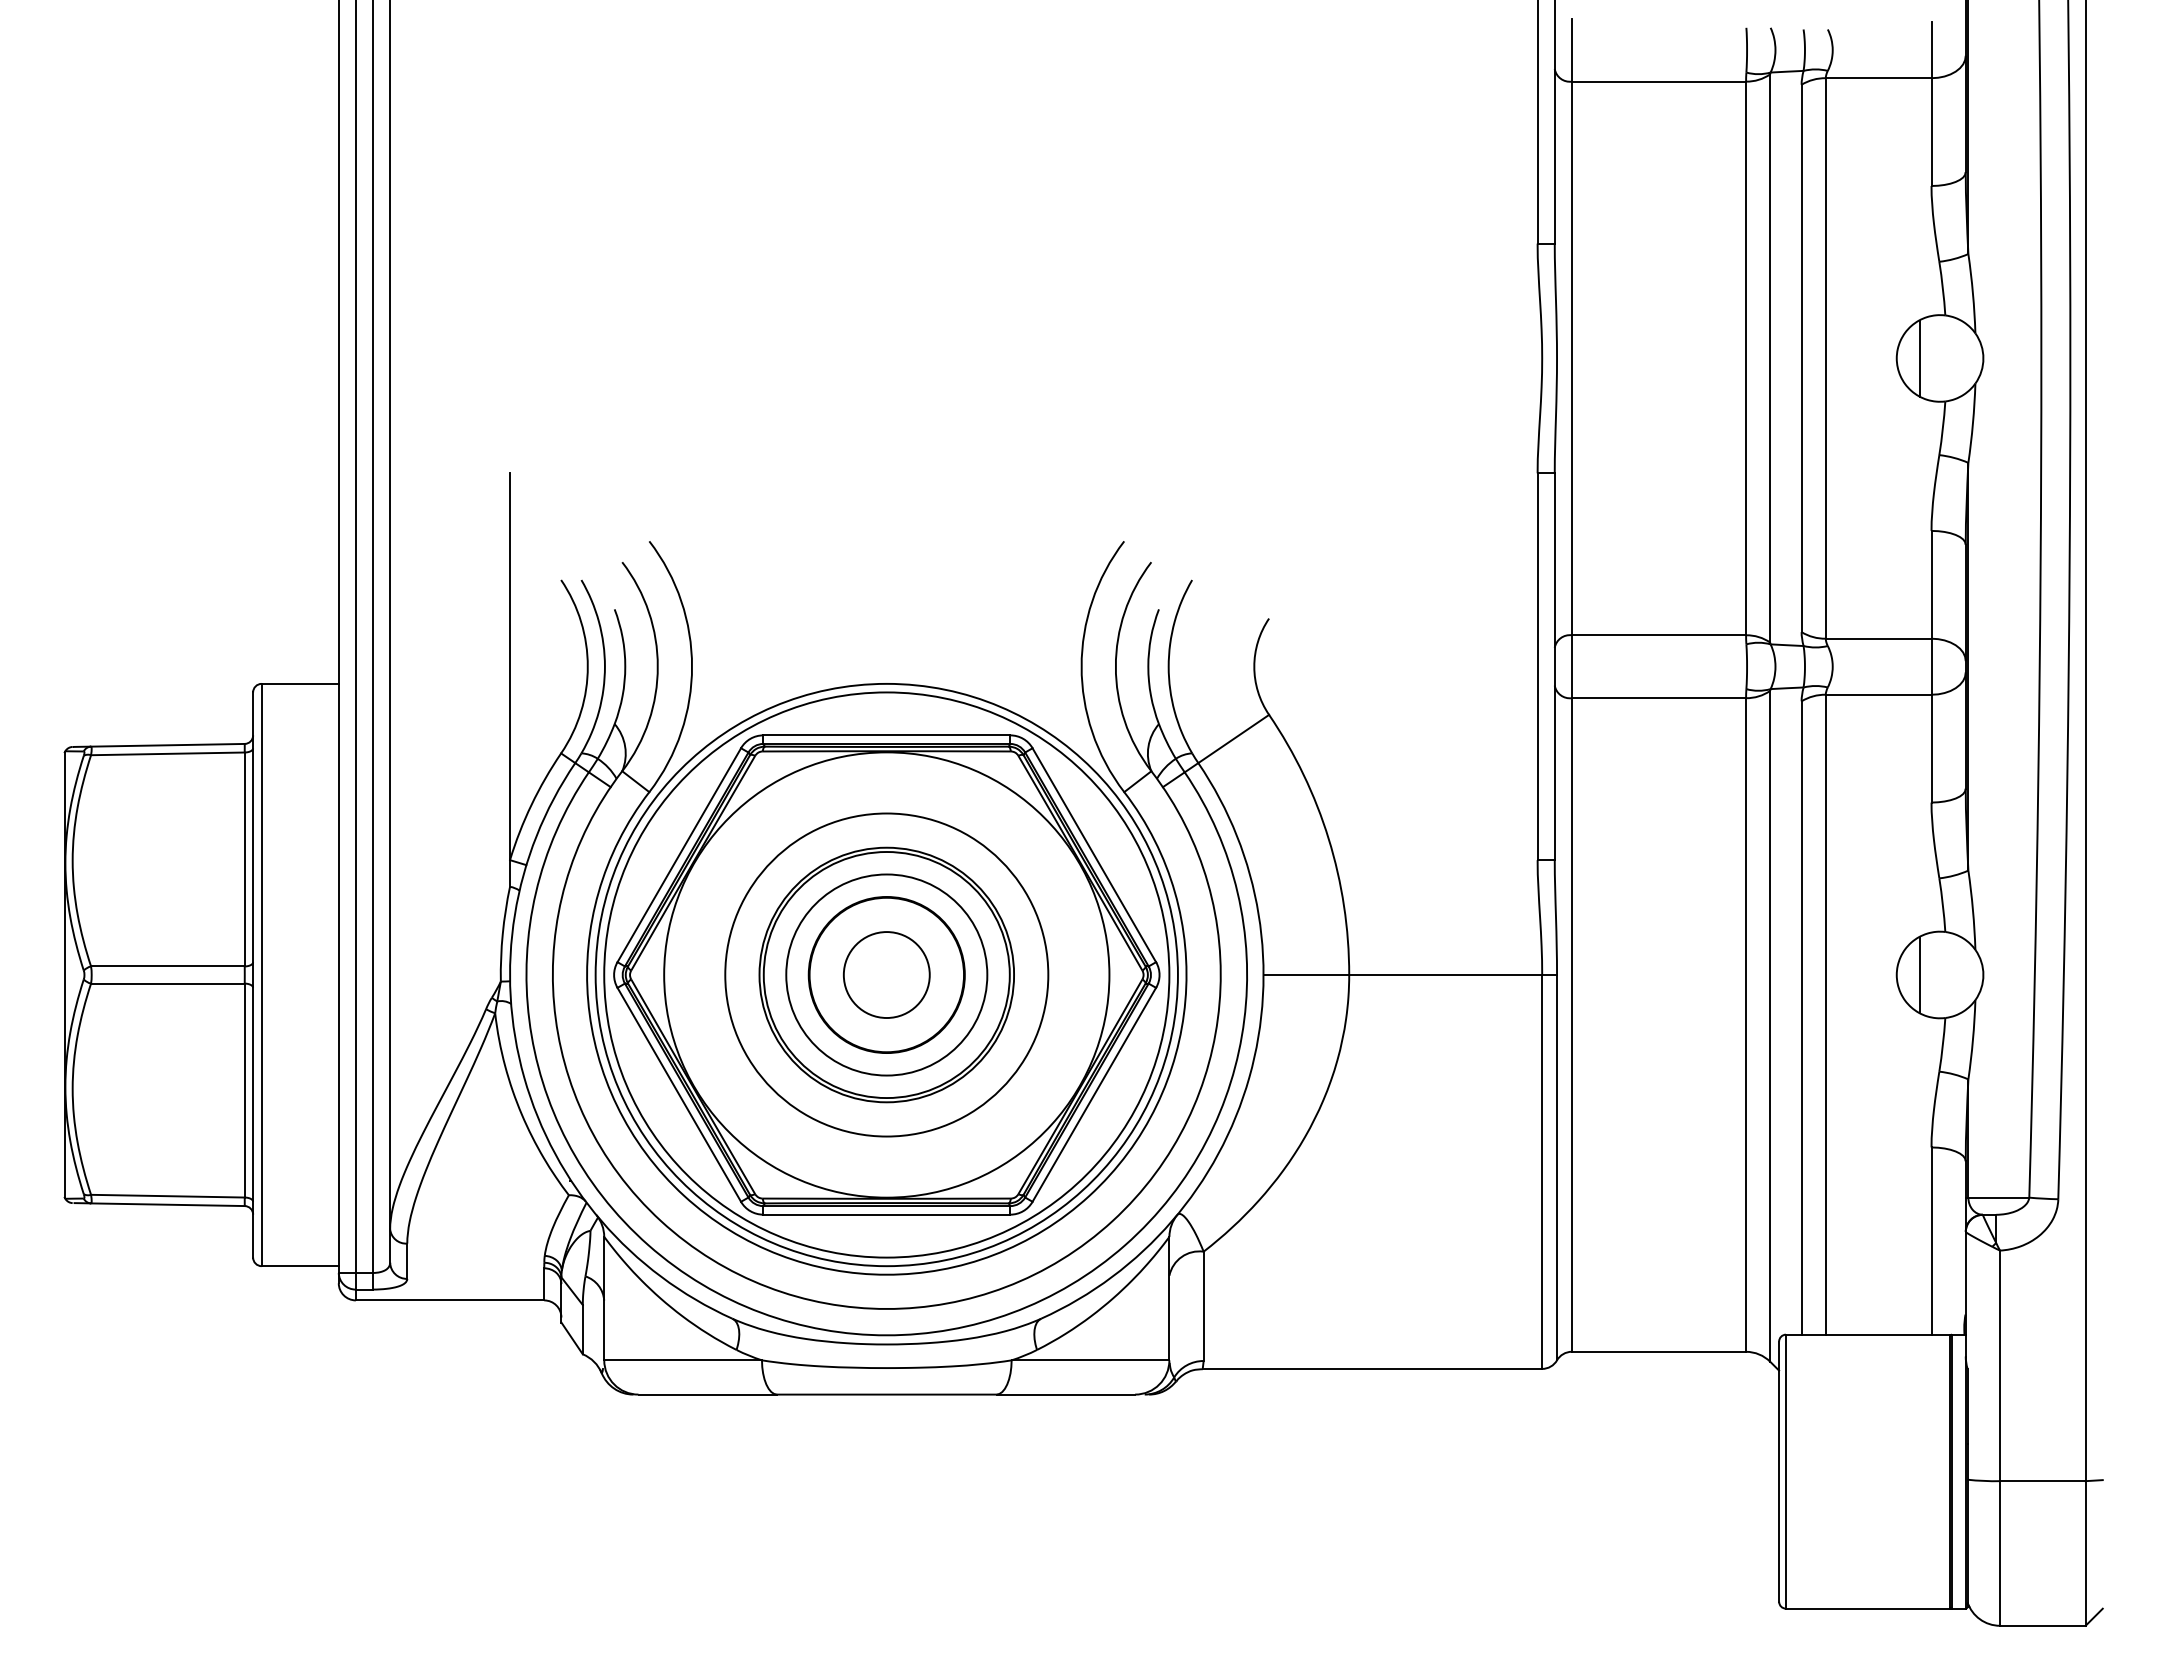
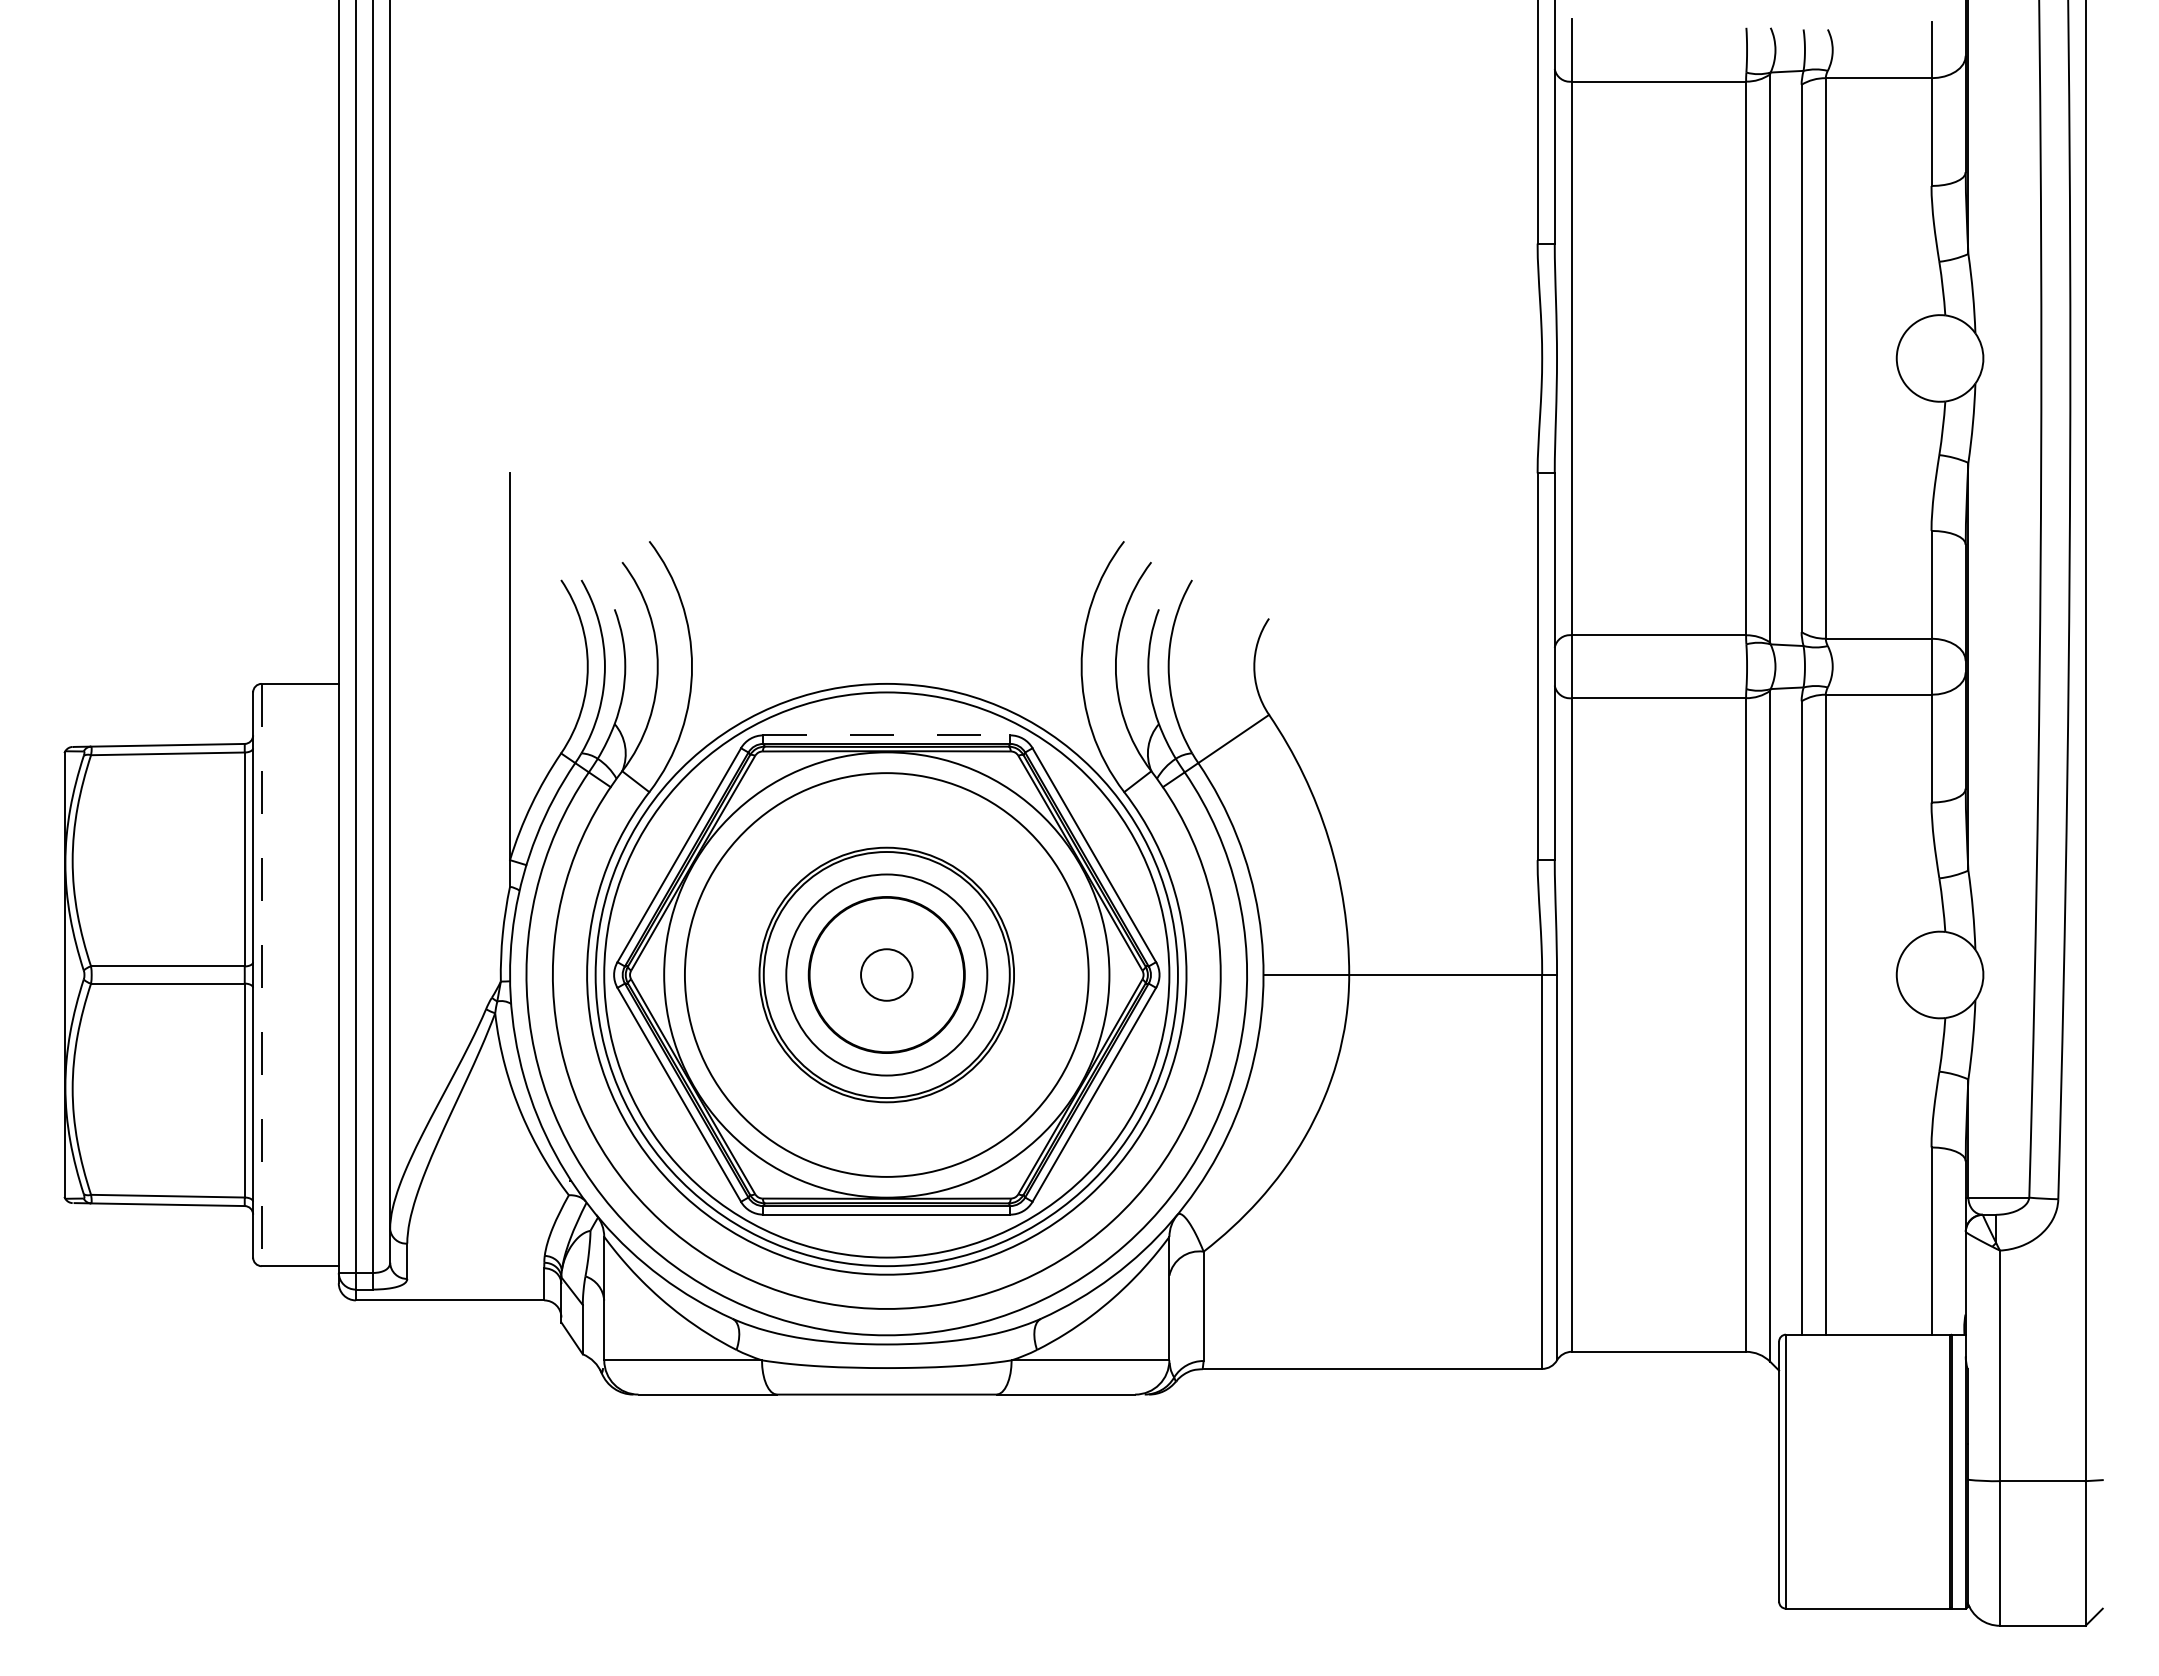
line: present -> none (1919, 358)
line: solid -> dashed (886, 735)
circle diameter: 323 px -> 404 px (886, 974)
line: present -> none (1919, 974)
line: solid -> dashed (261, 975)
circle diameter: 86 px -> 52 px (886, 974)
